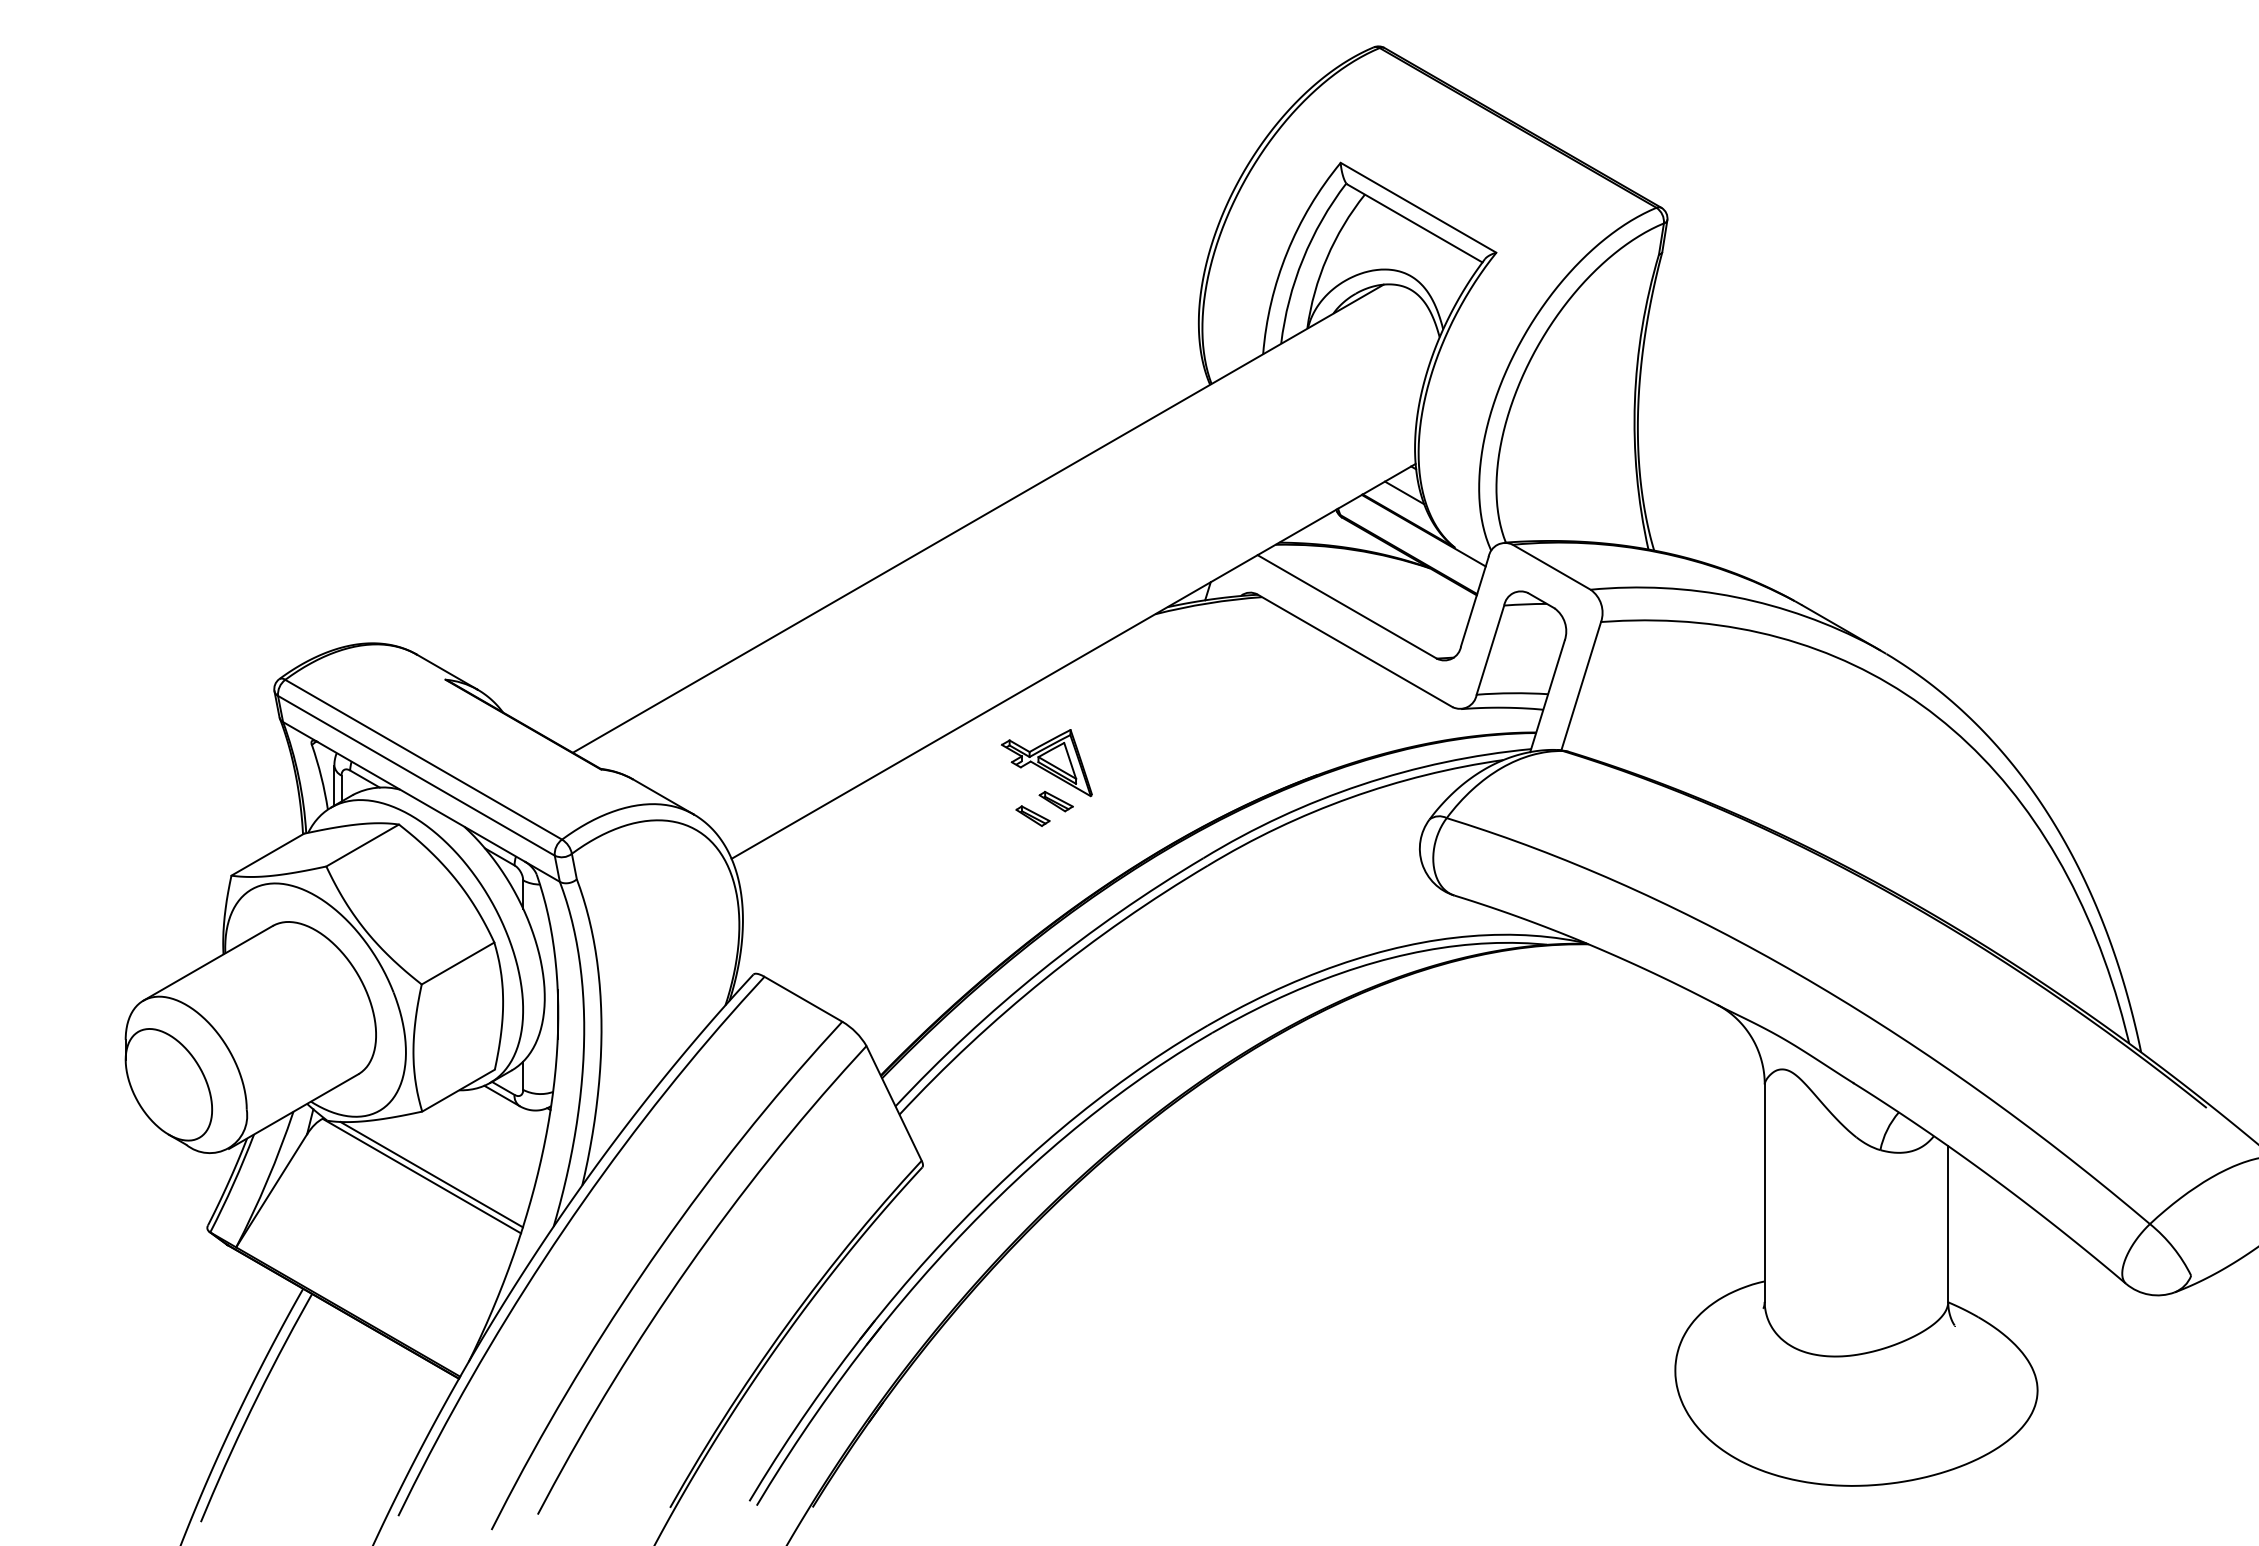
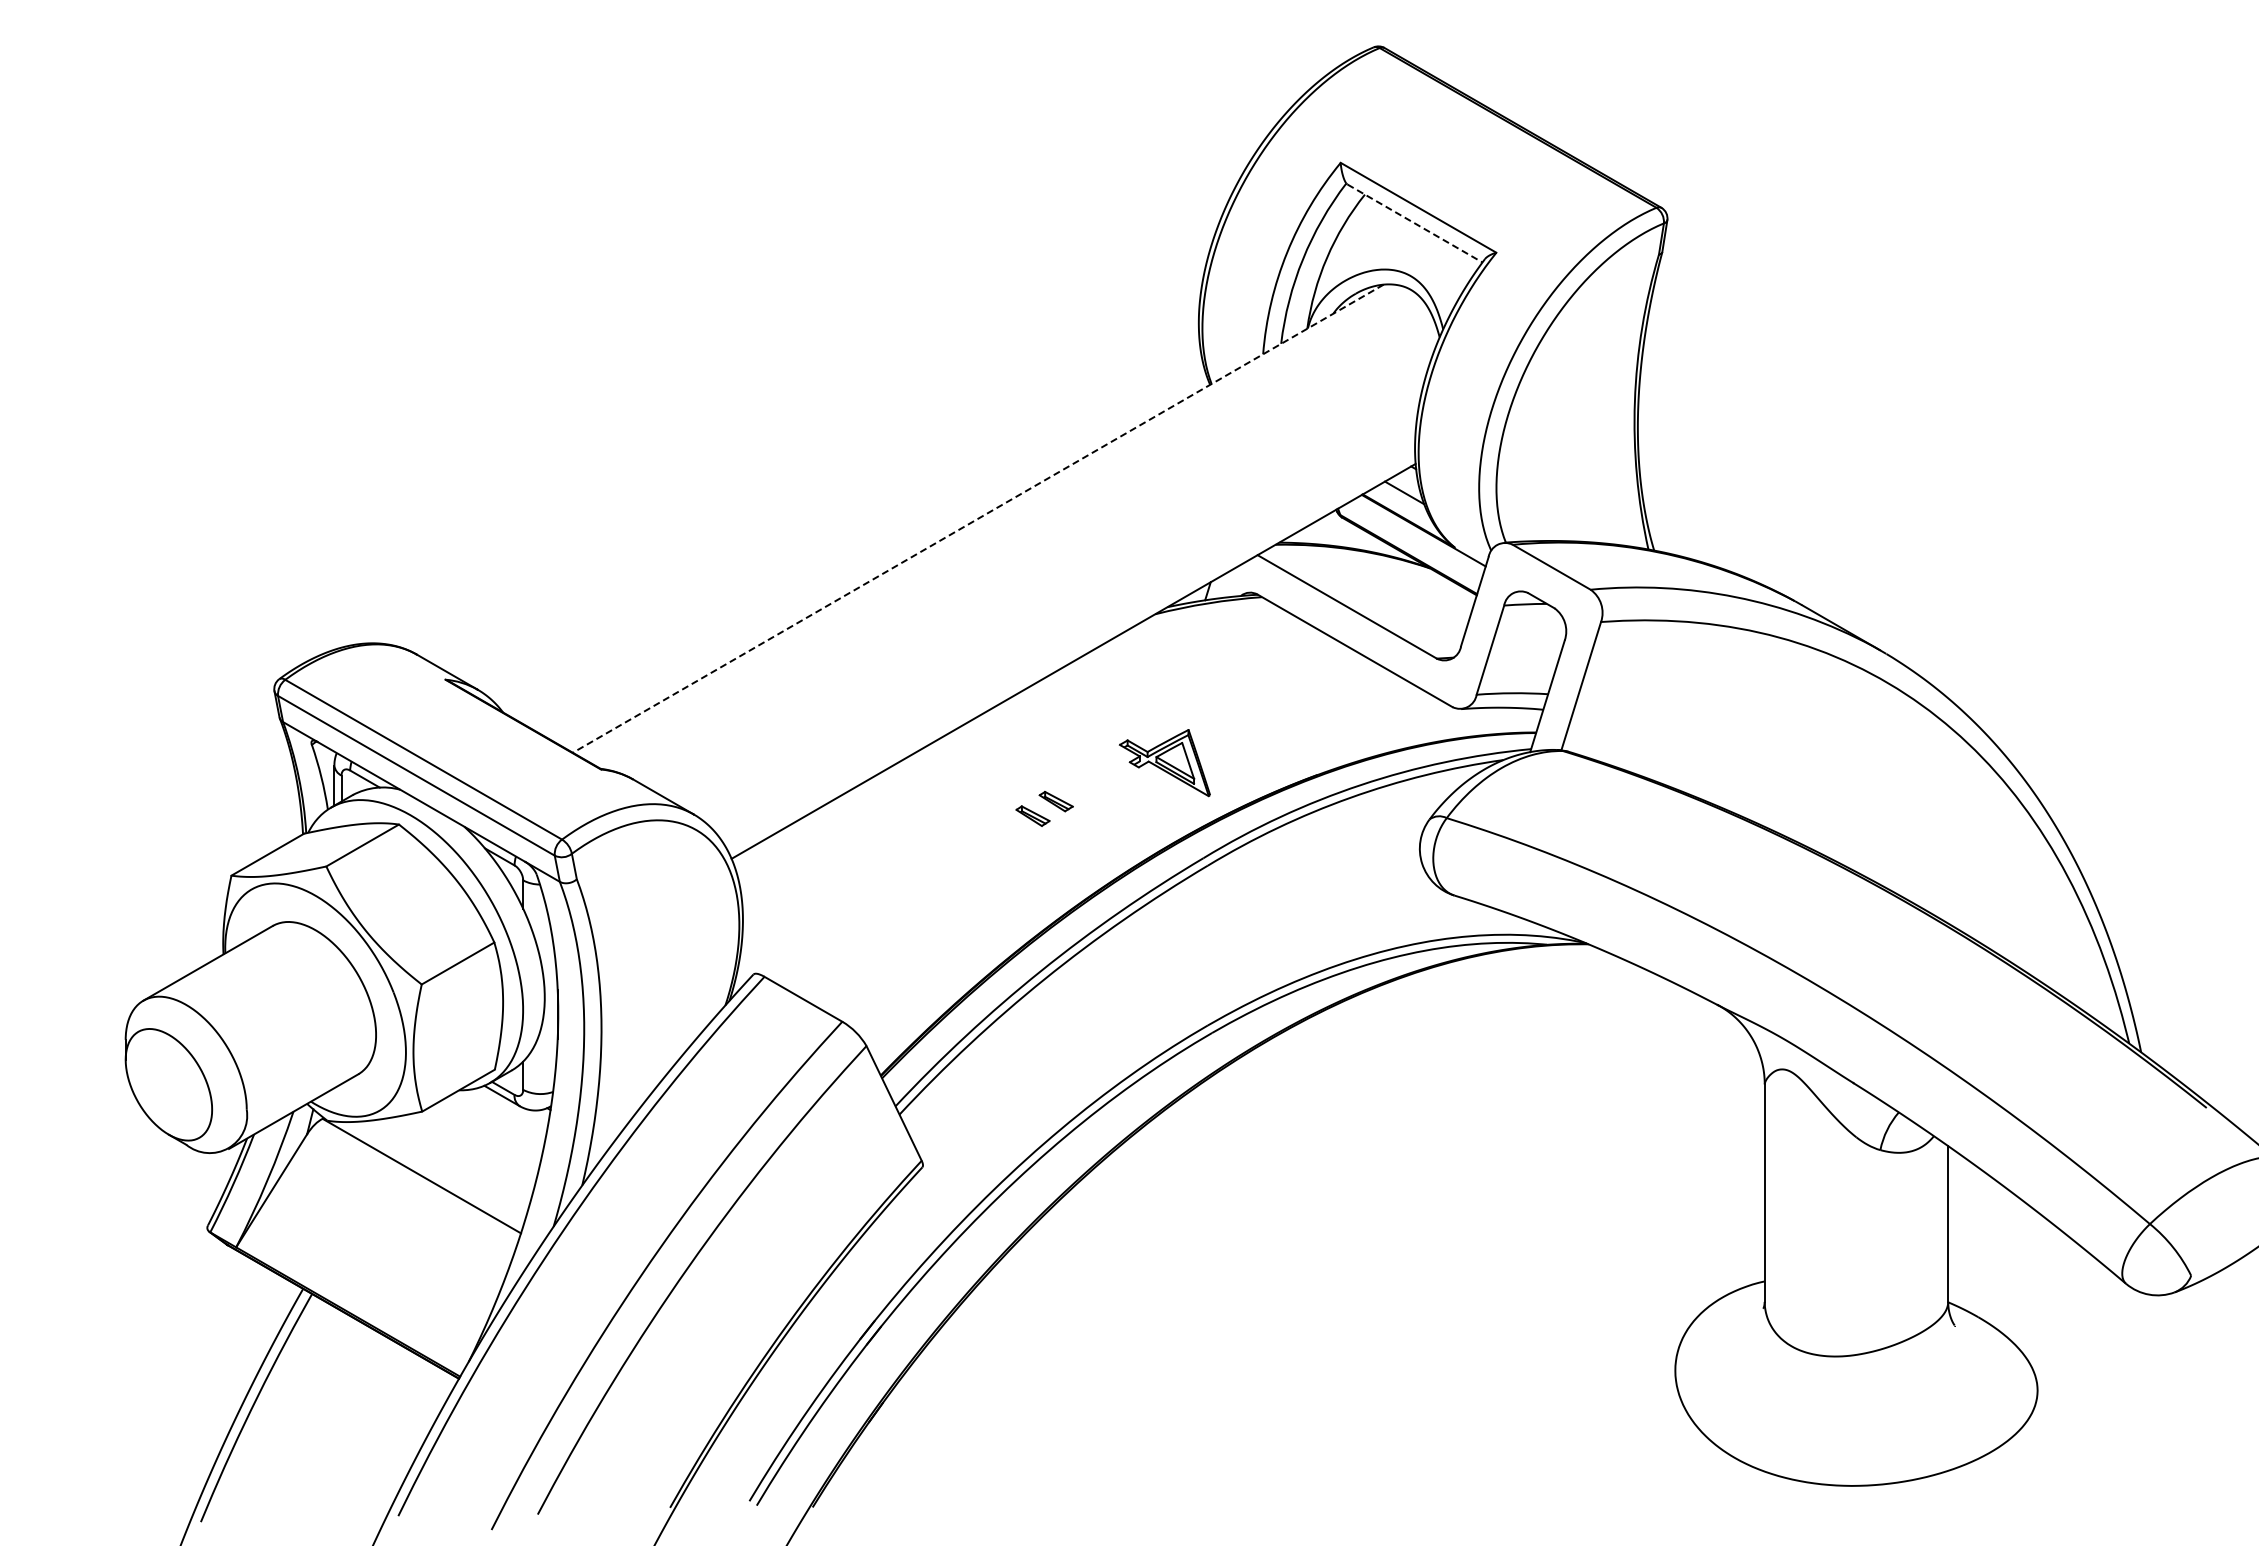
line: solid -> dashed (1415, 223)
line: solid -> dashed (977, 518)
part position: (1046, 763) -> (1164, 763) (1164, 763)
line: present -> none (431, 1174)
